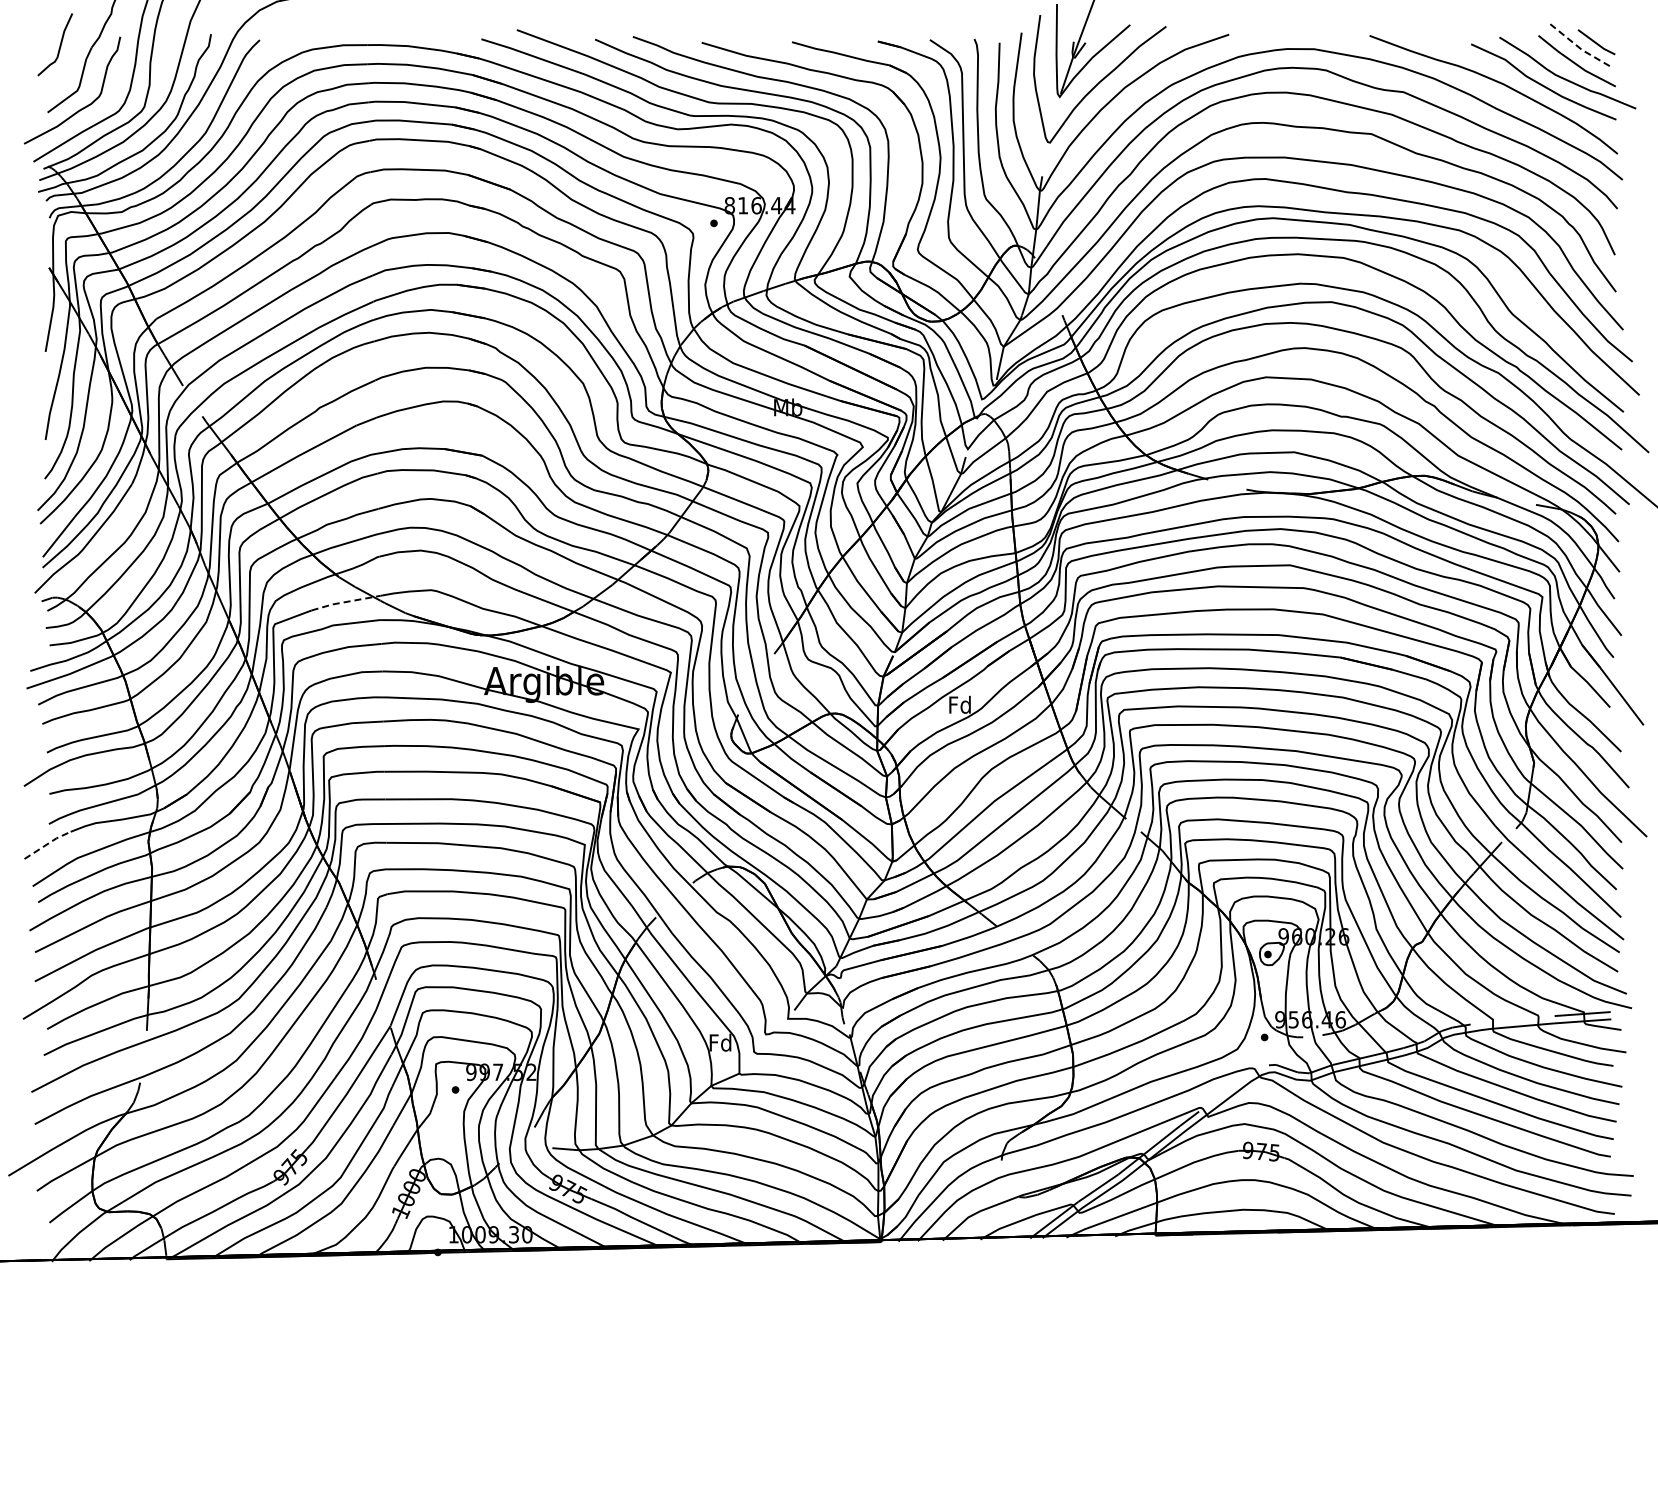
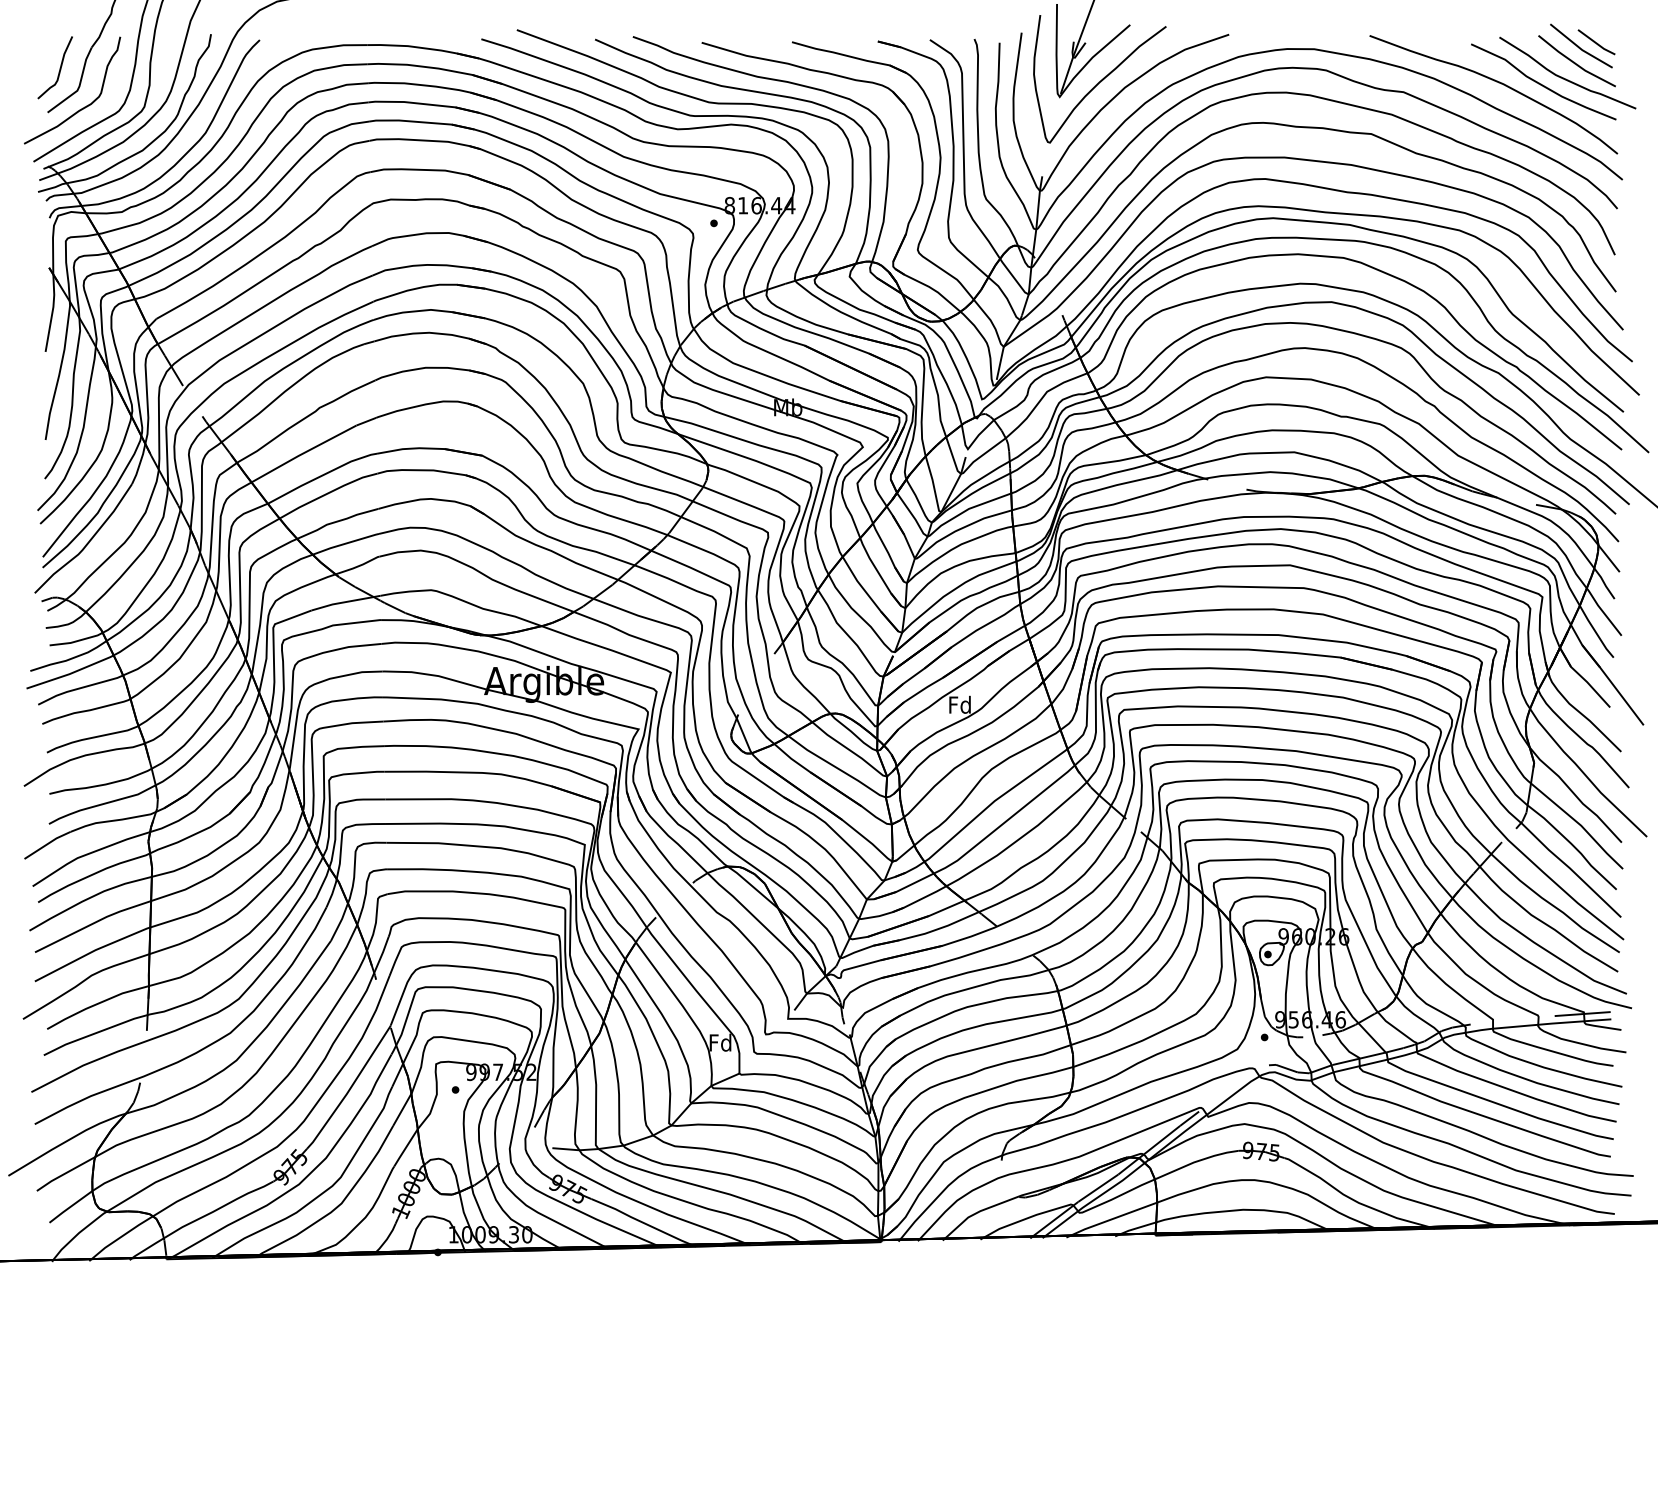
curve position: (59, 45) -> (59, 68) (59, 68)
line: dashed -> solid (1580, 48)
line: dashed -> solid (345, 602)
line: dashed -> solid (47, 844)
